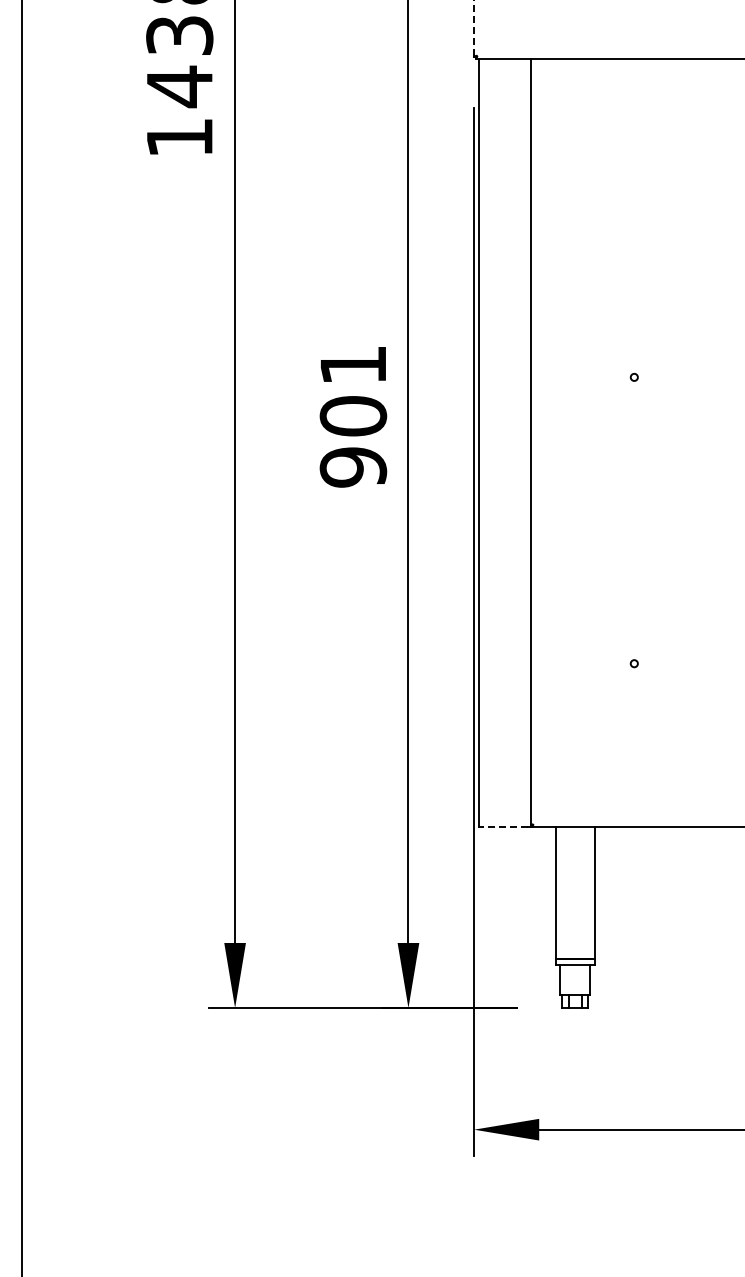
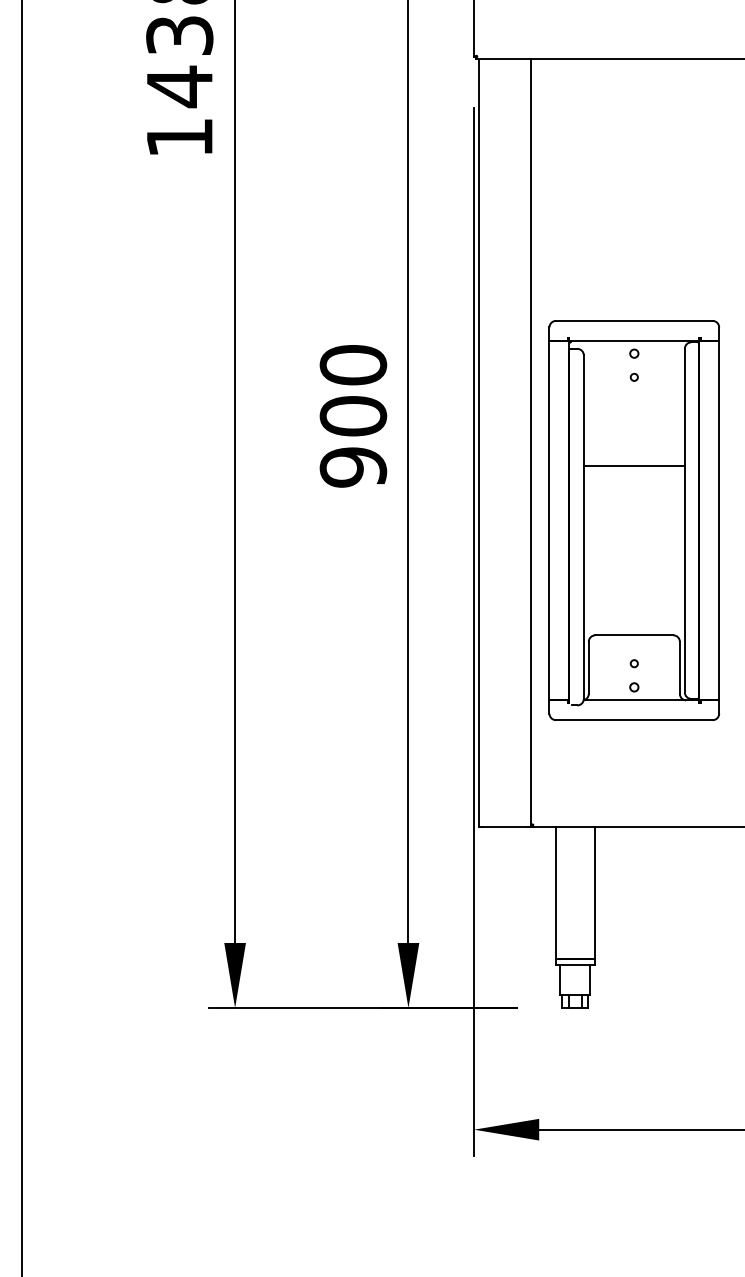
line: dashed -> solid (474, 27)
text: 901 -> 900 (353, 365)
part: none -> present (633, 520)
line: dashed -> solid (504, 826)
